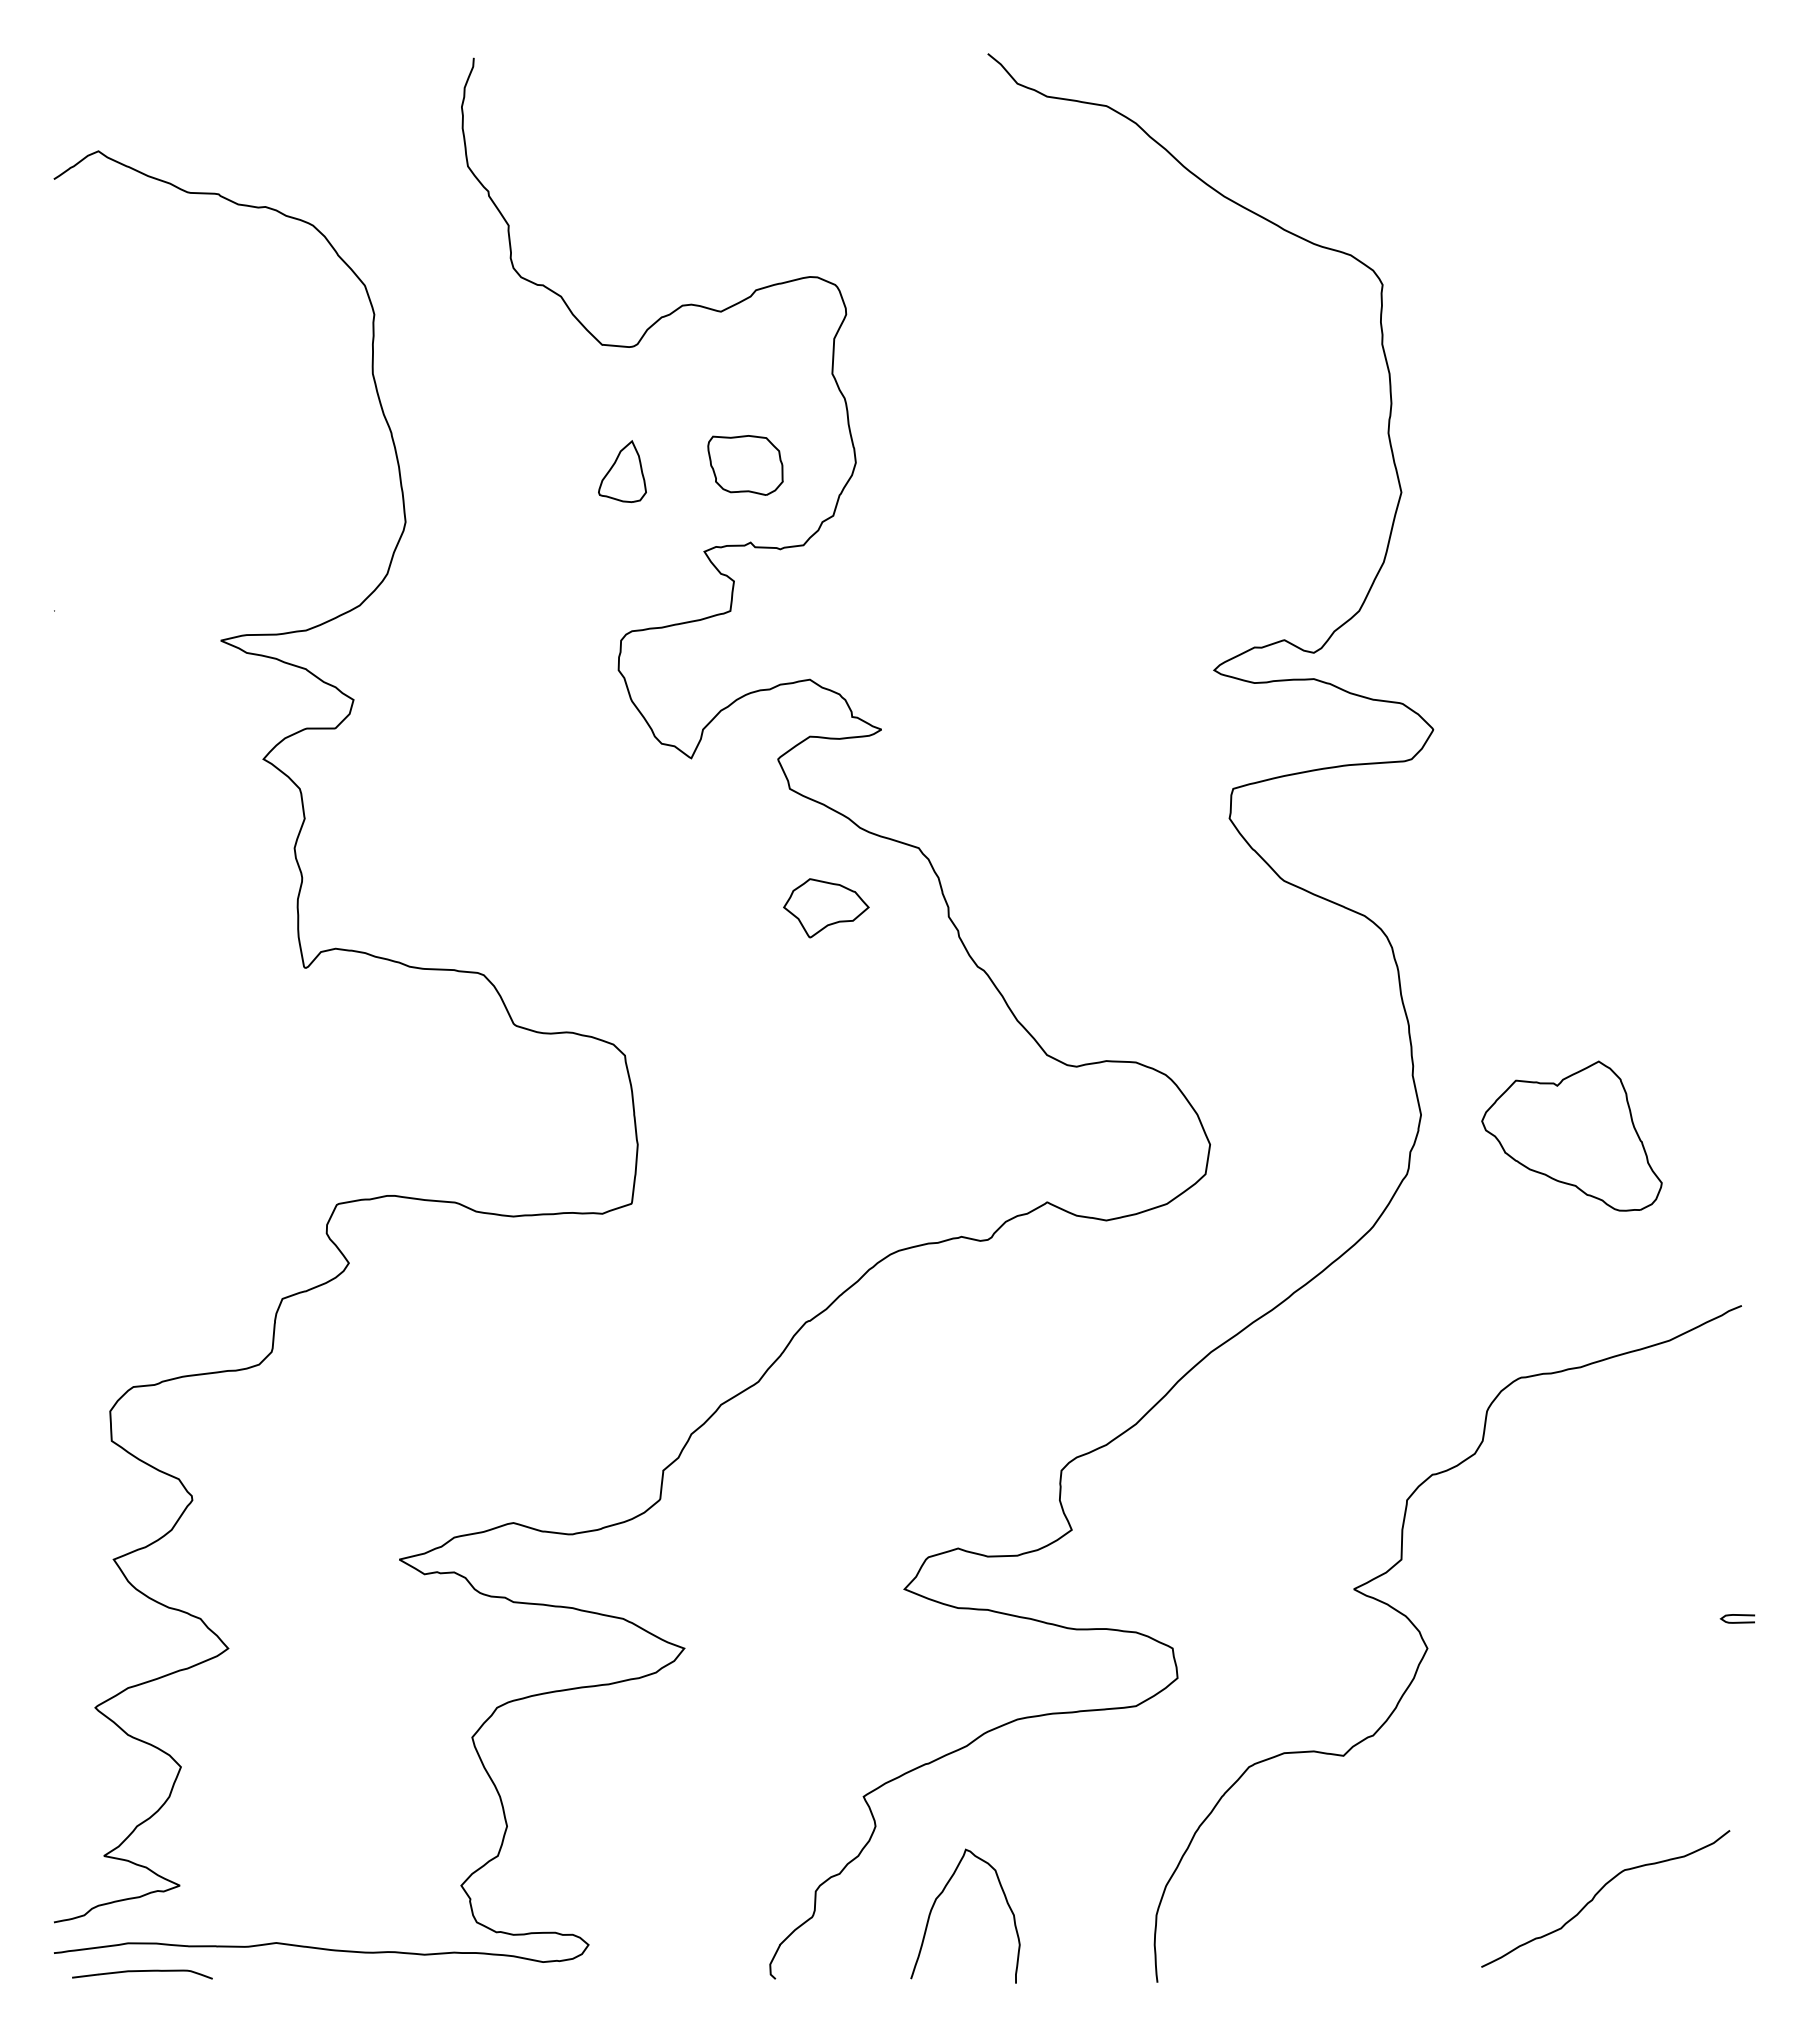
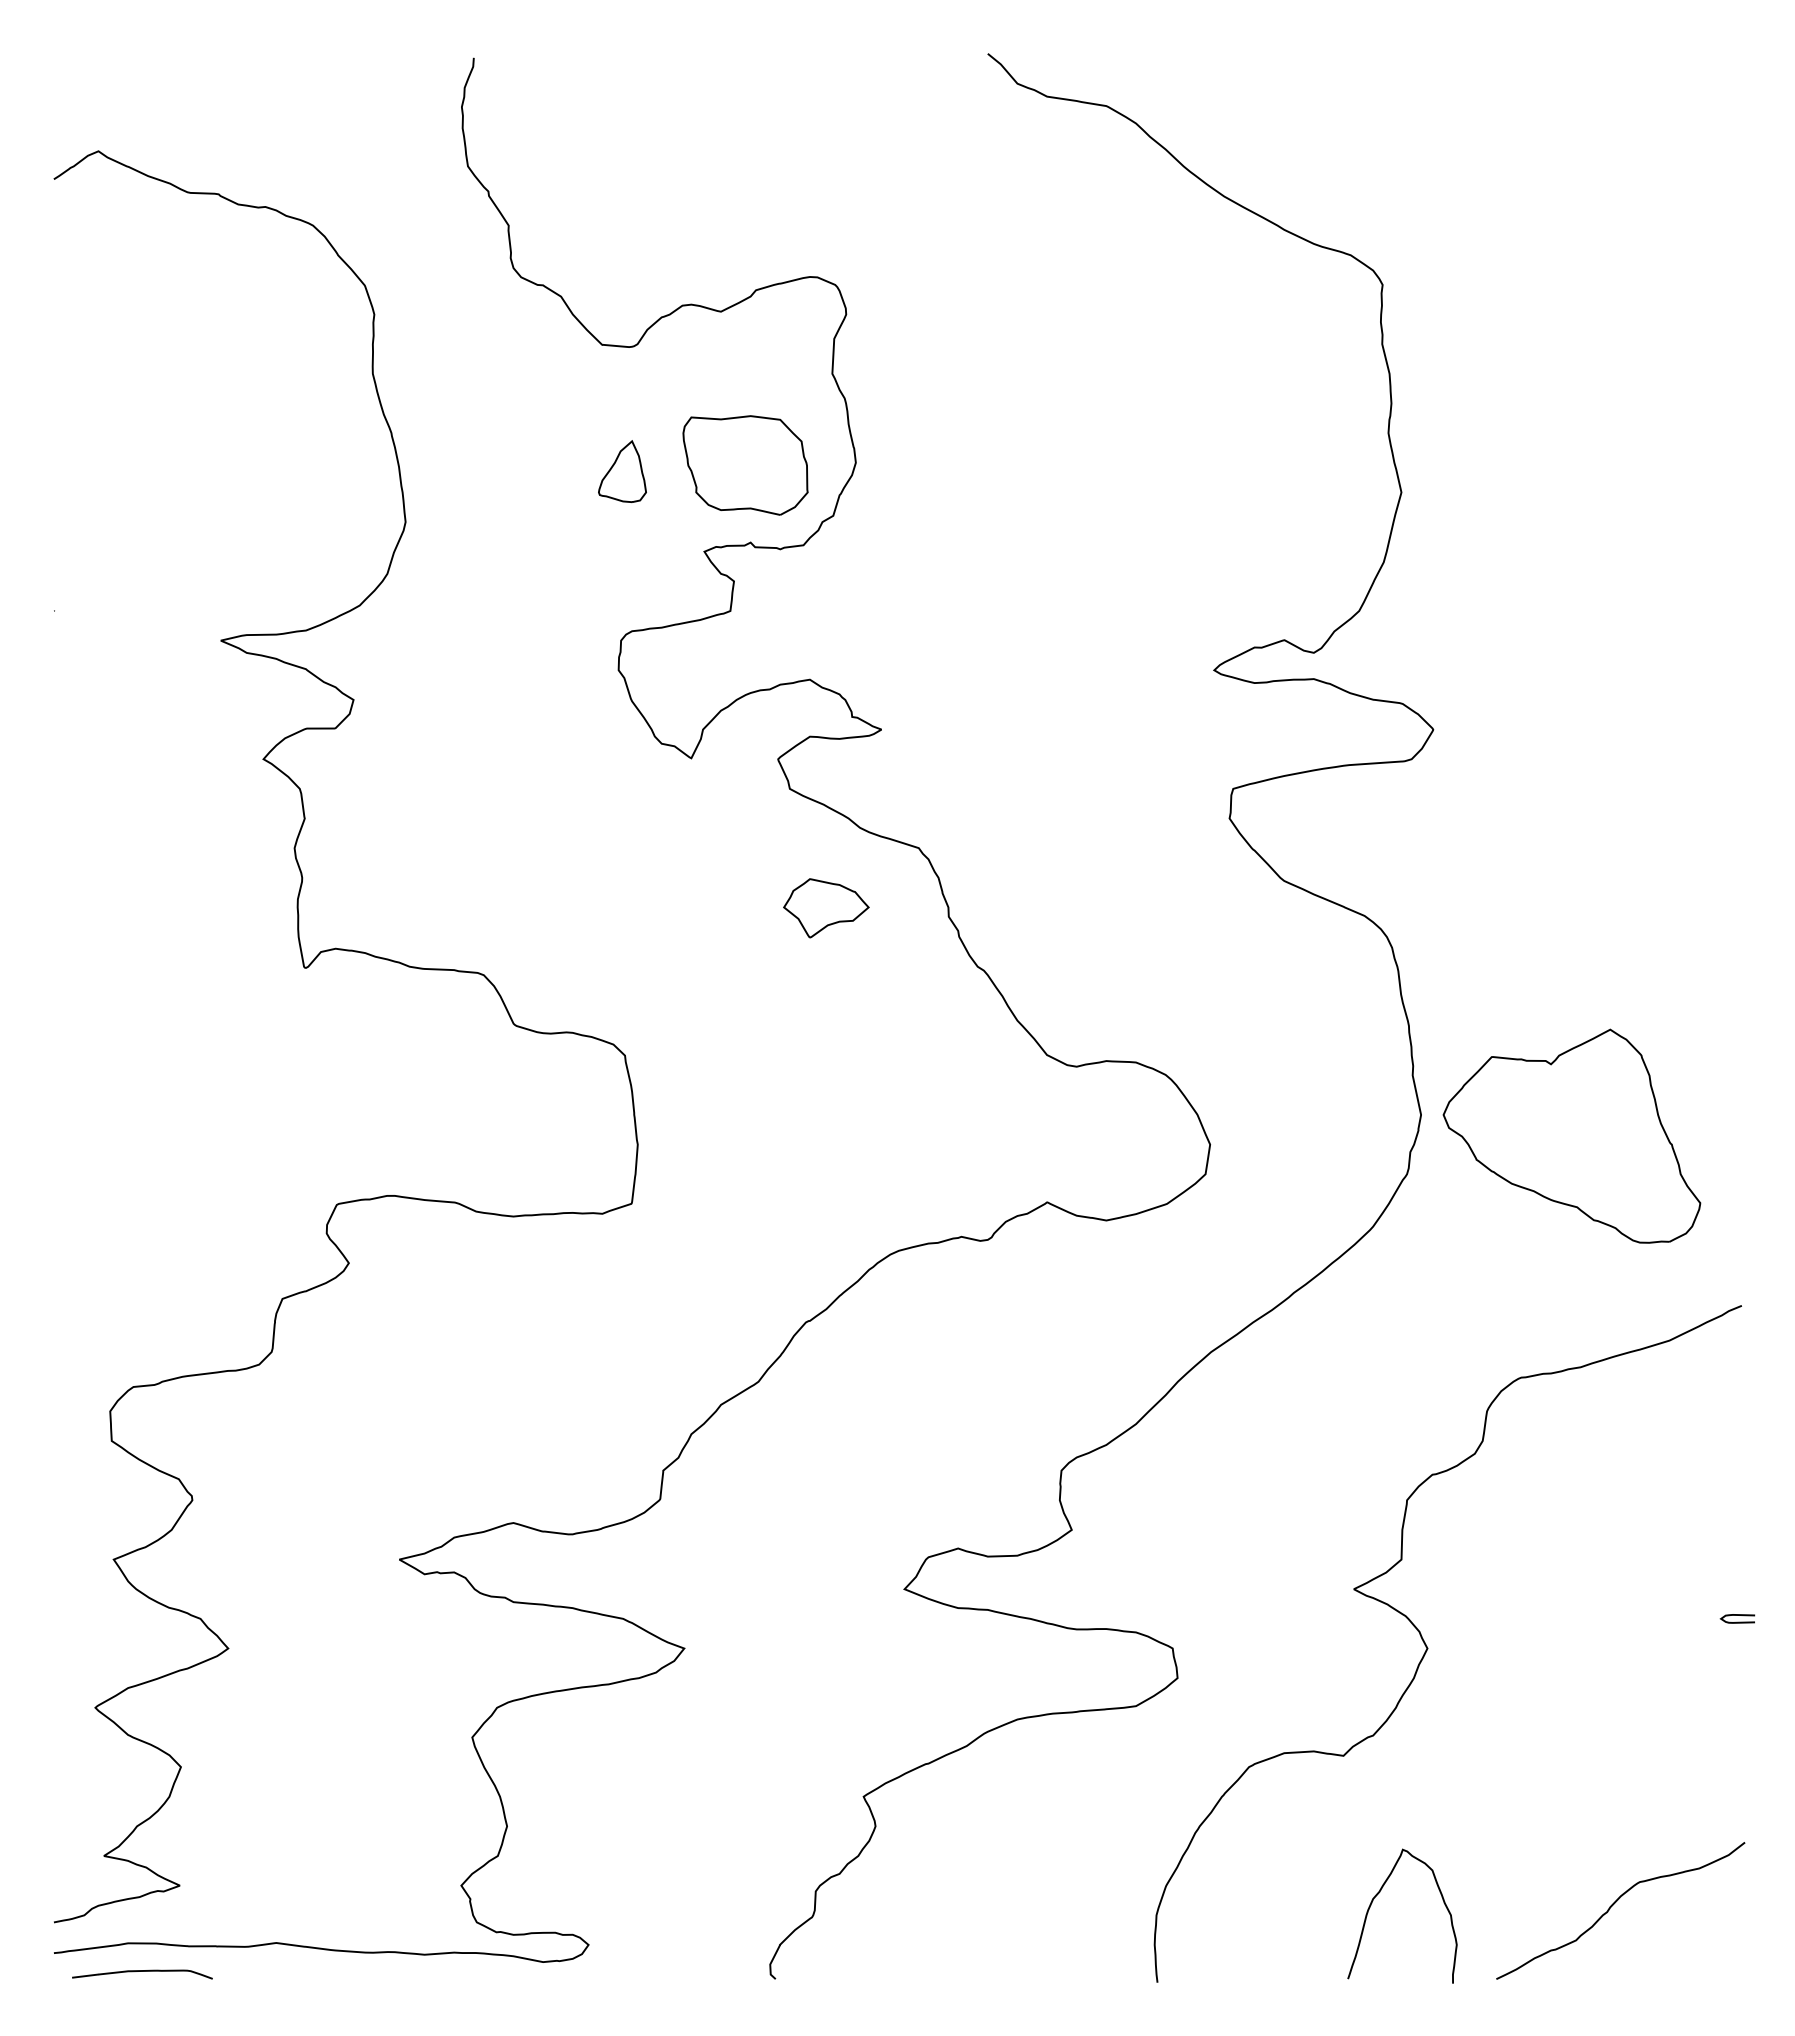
part size: 77x61 px -> 127x101 px (745, 465)
part size: 182x152 px -> 260x216 px (1571, 1135)
curve position: (943, 1892) -> (1380, 1892) (1380, 1892)
curve position: (1599, 1892) -> (1614, 1904) (1614, 1904)
